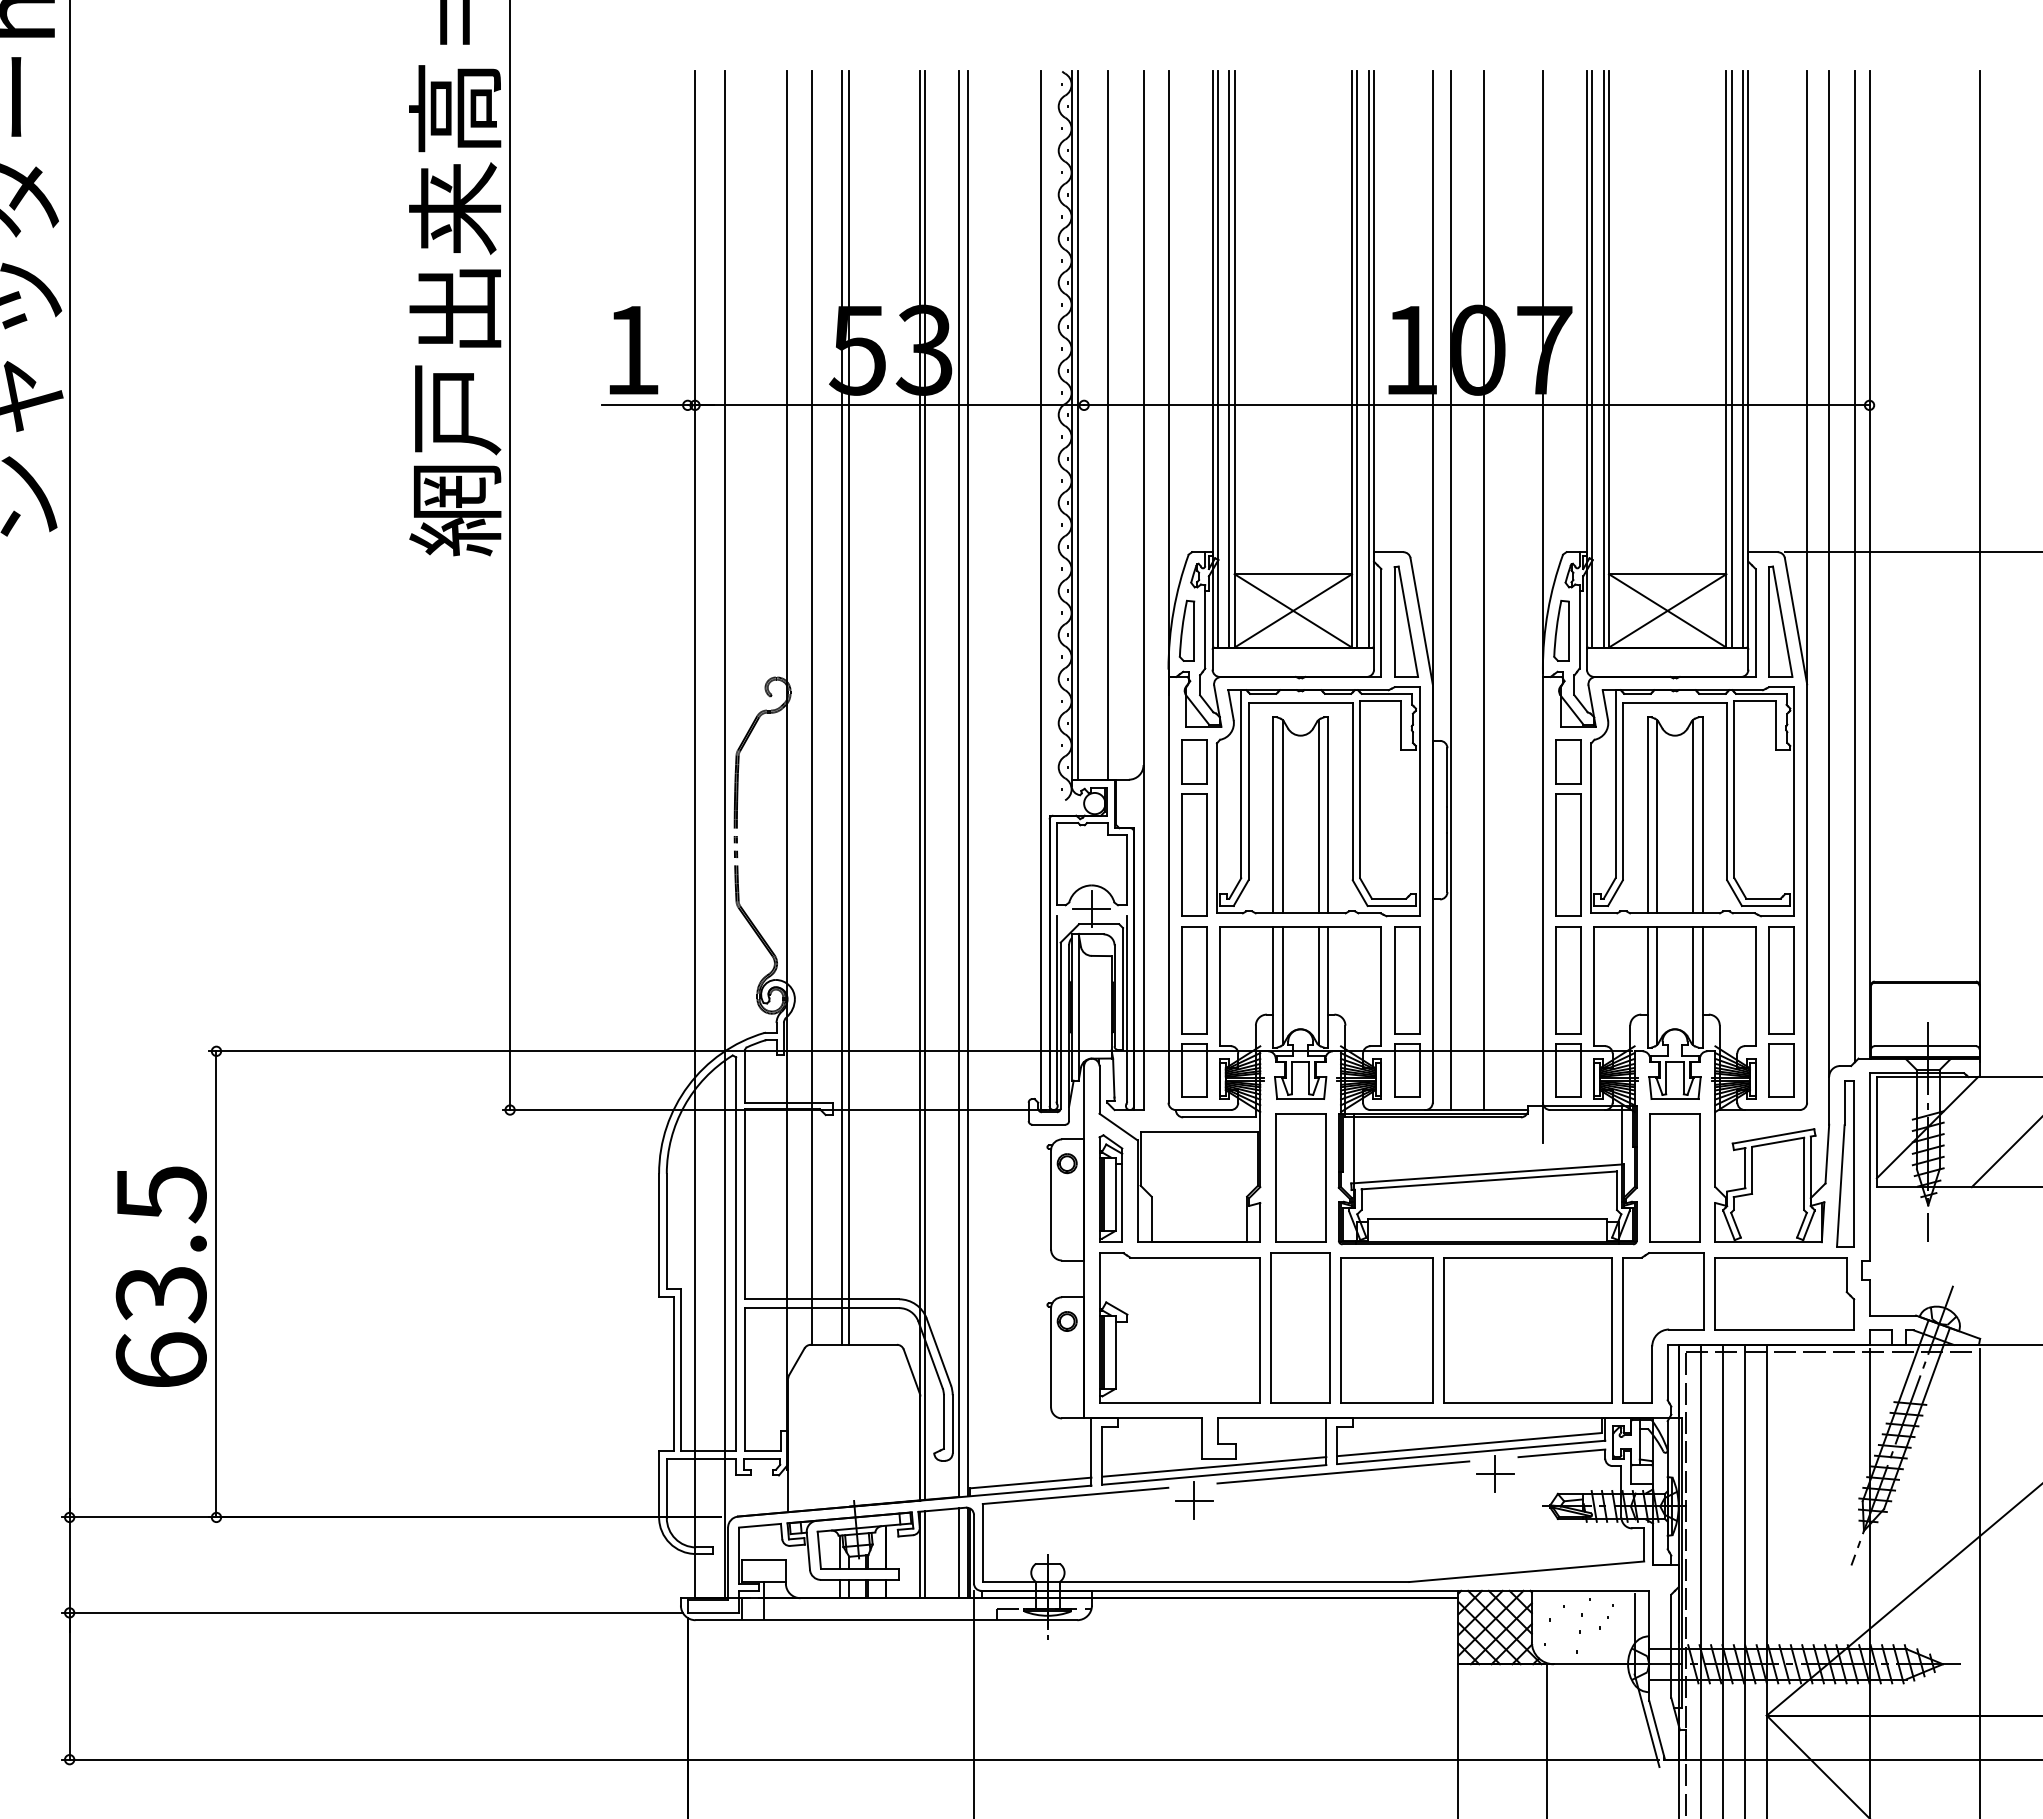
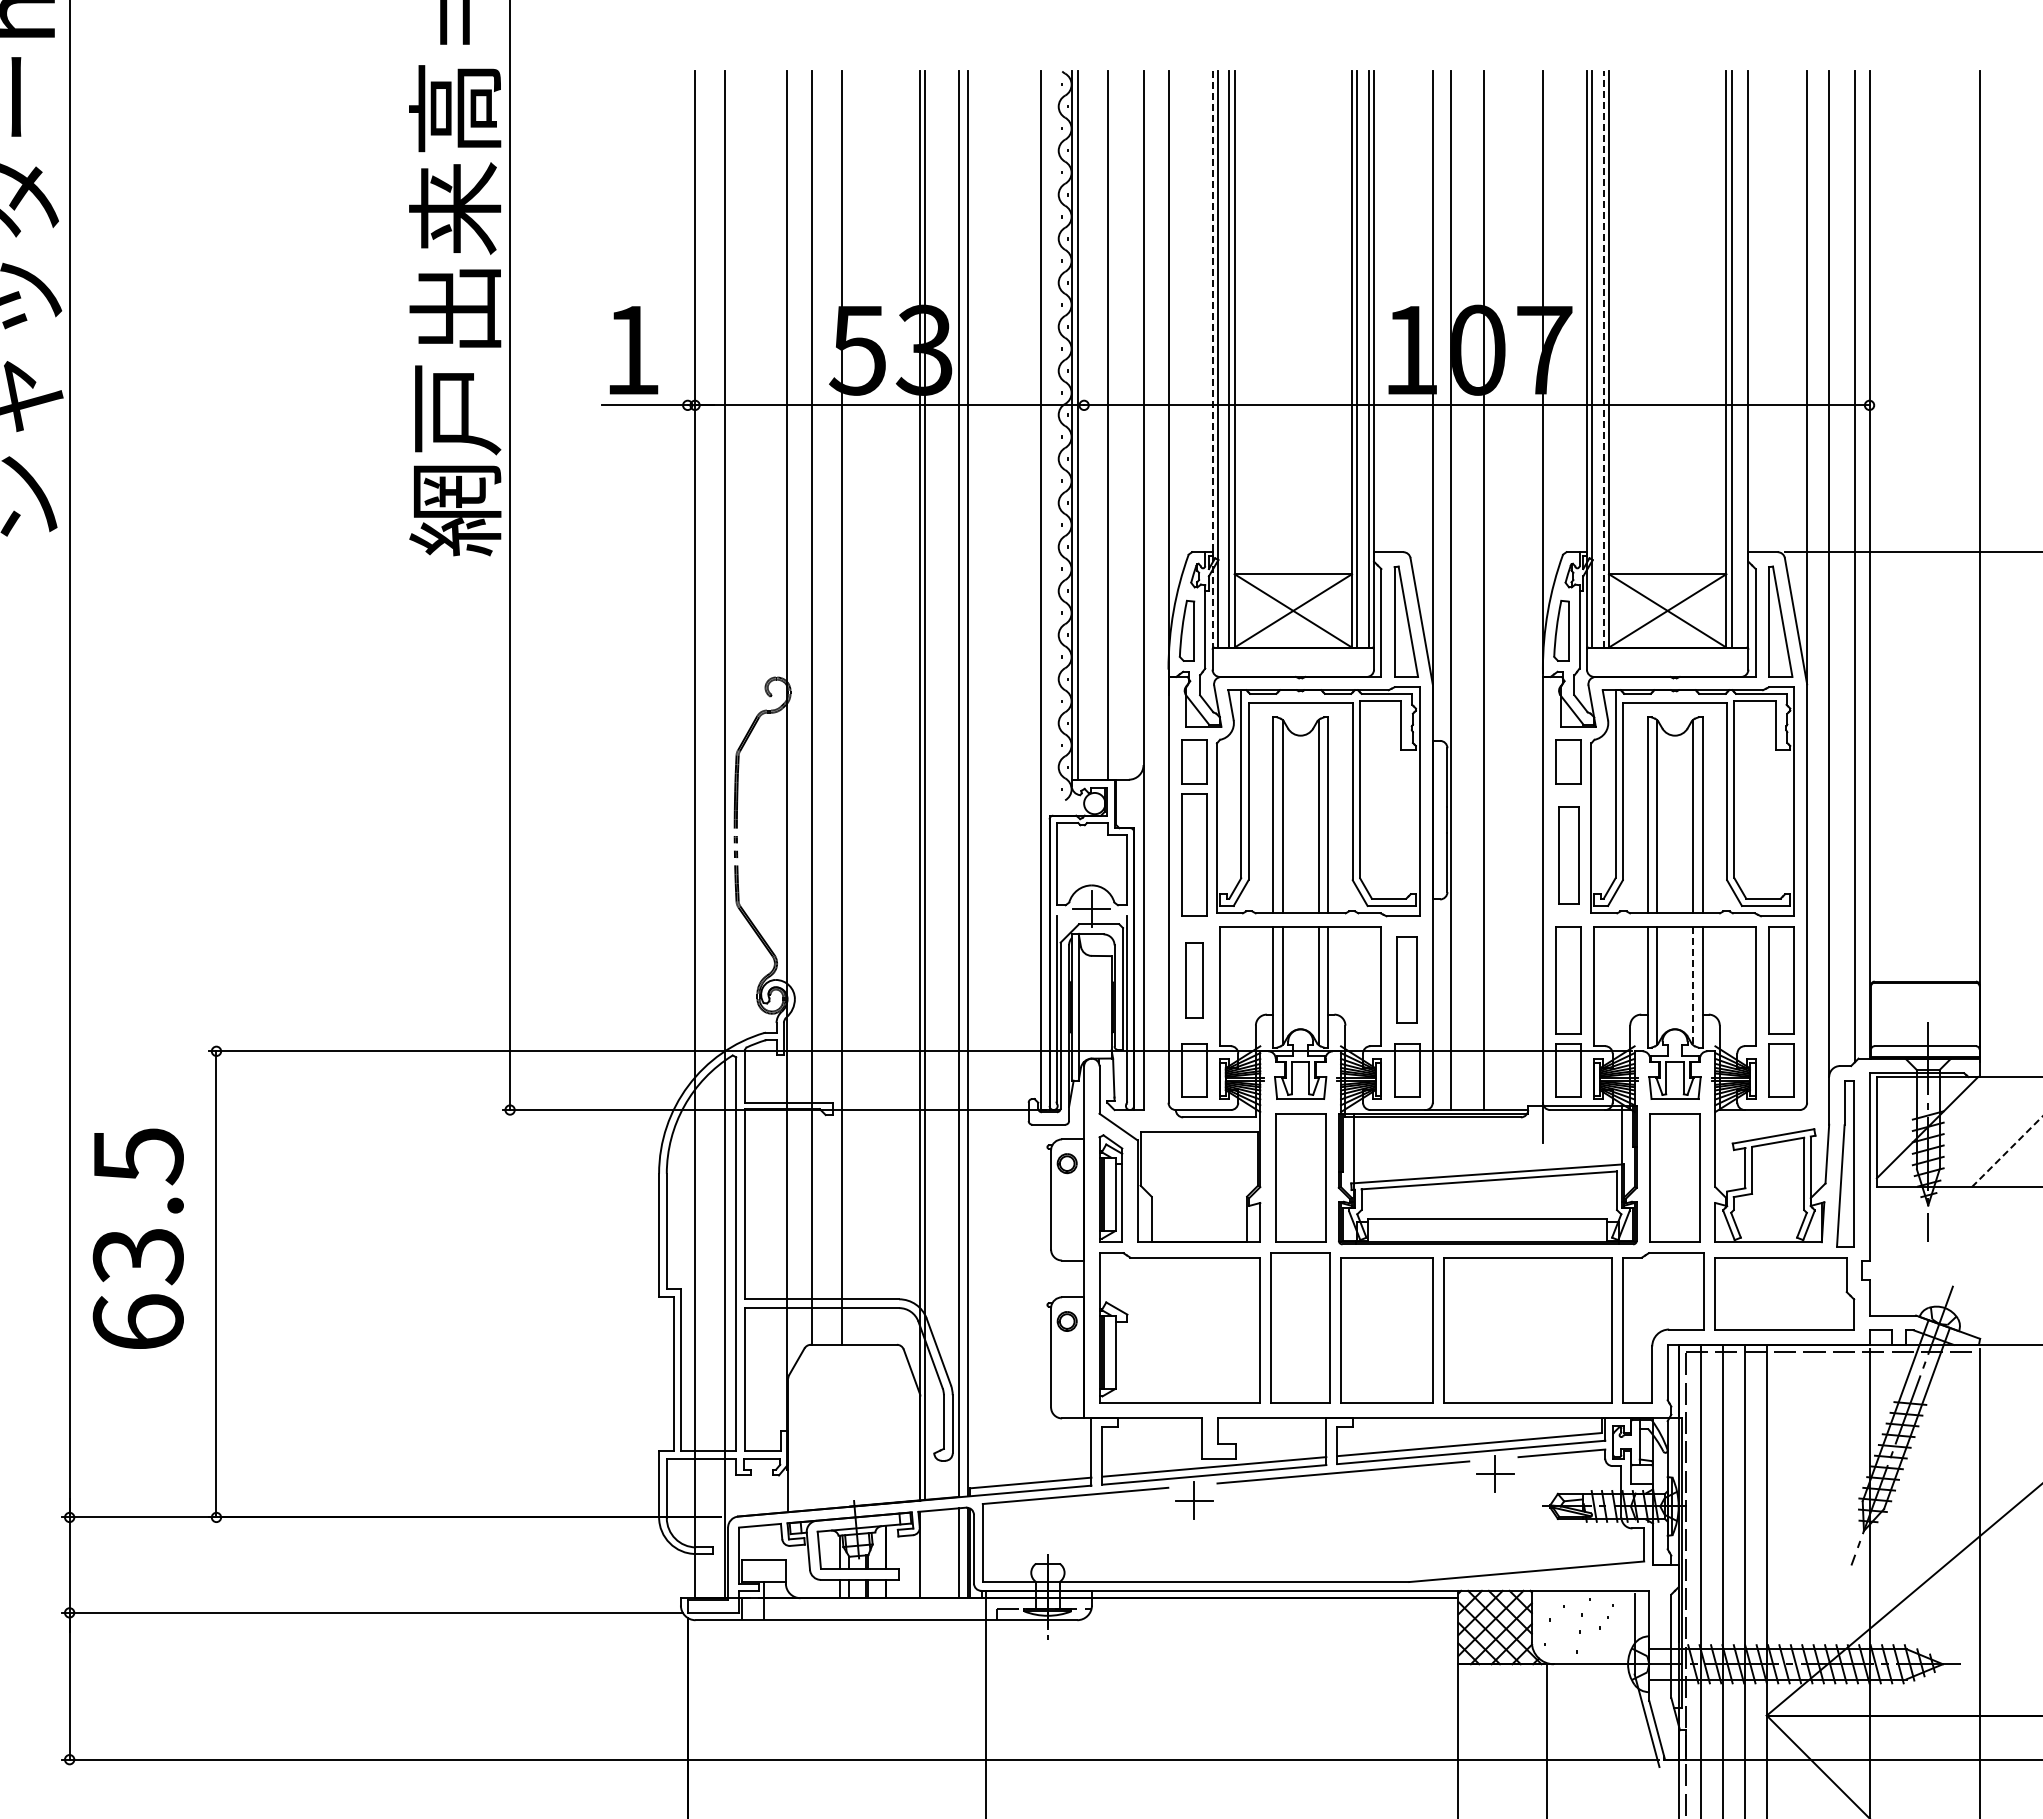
line: solid -> dashed (1603, 358)
line: solid -> dashed (1212, 359)
line: present -> none (1743, 359)
line: present -> none (849, 707)
part size: 27x124 px -> 22x99 px (1568, 855)
part size: 27x109 px -> 19x77 px (1194, 980)
part size: 27x109 px -> 22x88 px (1406, 979)
line: solid -> dashed (1692, 986)
line: solid -> dashed (2007, 1151)
text position: (160, 1276) -> (137, 1238) (137, 1238)
line: present -> none (924, 1554)
line position: (974, 1702) -> (986, 1702) (986, 1702)
